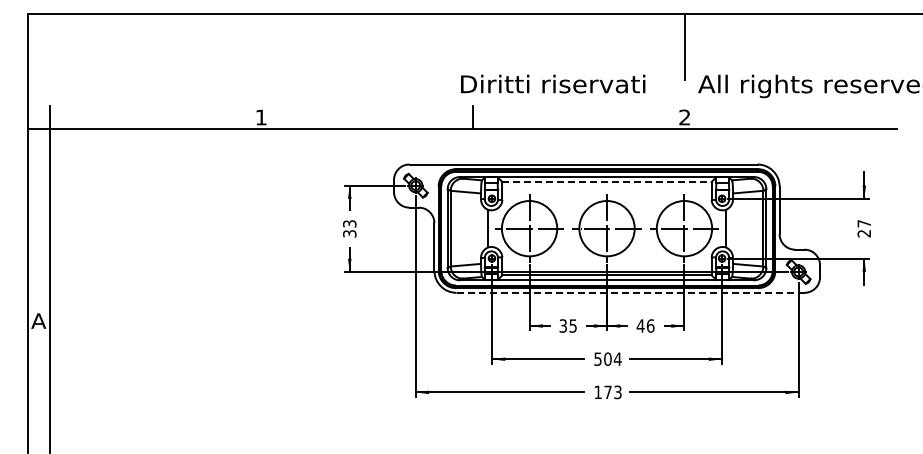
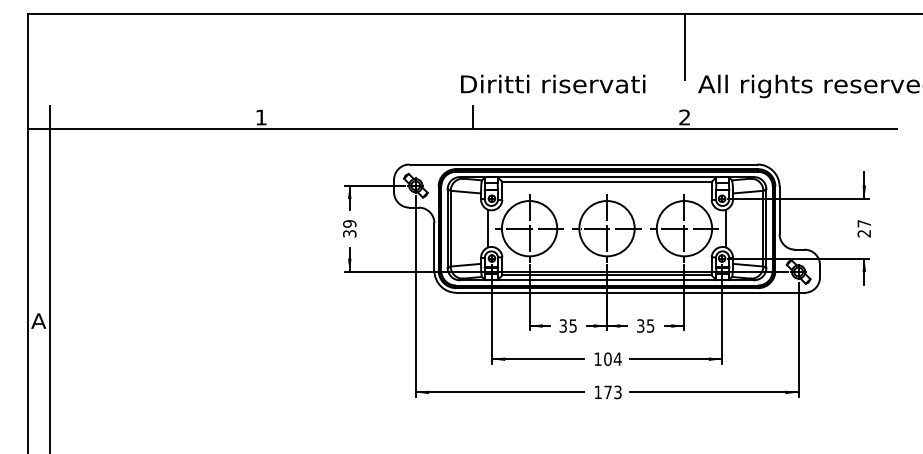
line: dashed -> solid (607, 181)
text: 33 -> 39 (349, 223)
line: dashed -> solid (630, 292)
text: 46 -> 35 (645, 325)
text: 504 -> 104 (597, 359)
